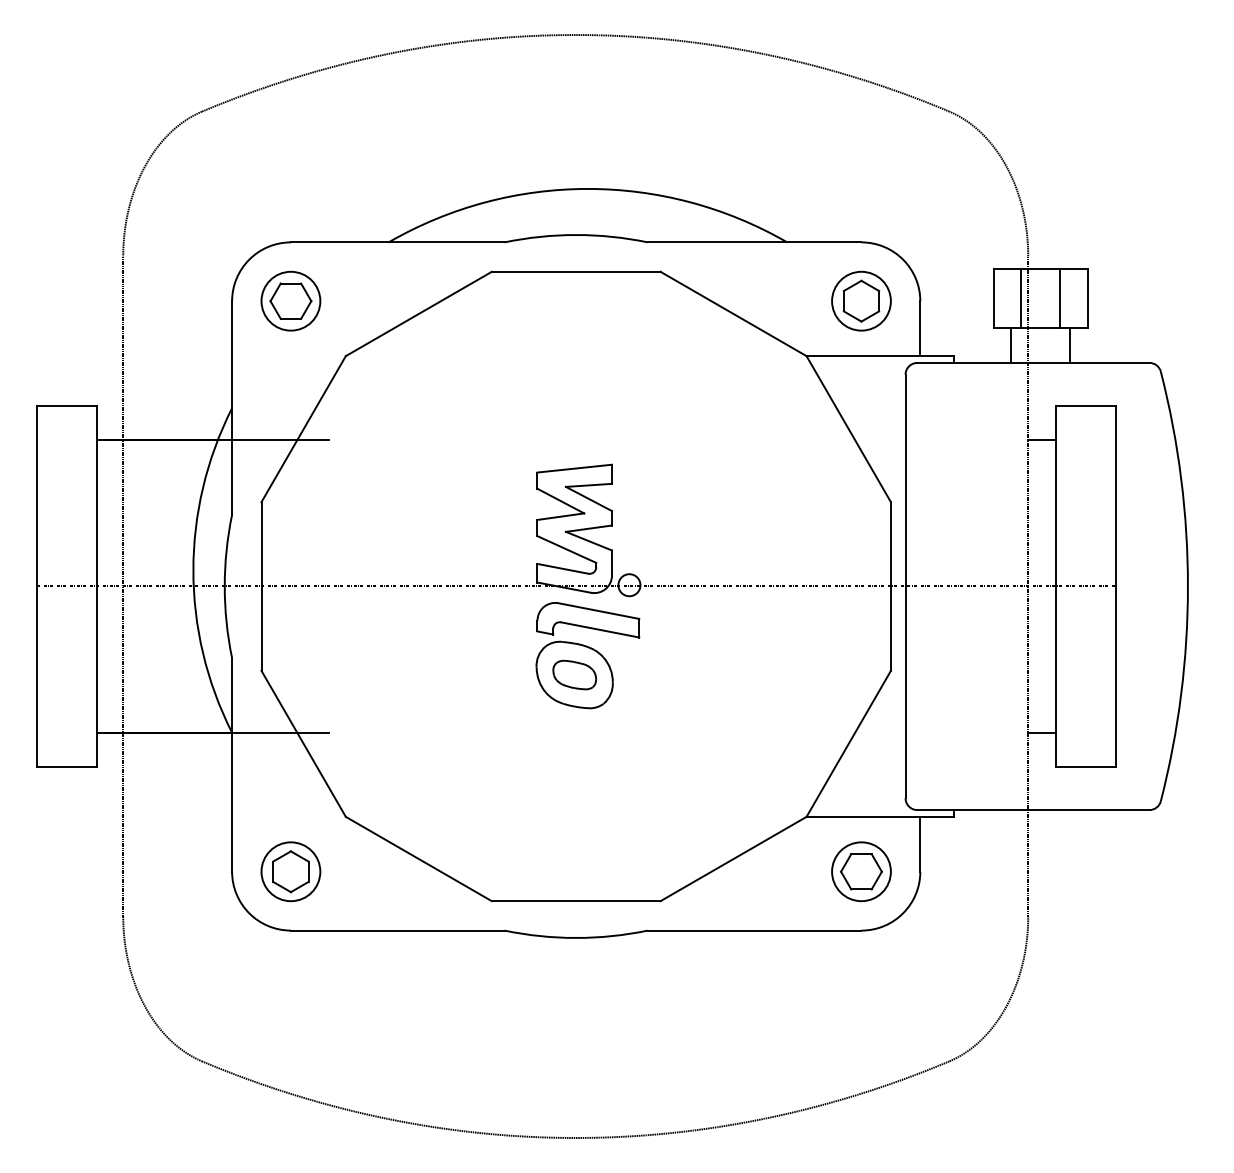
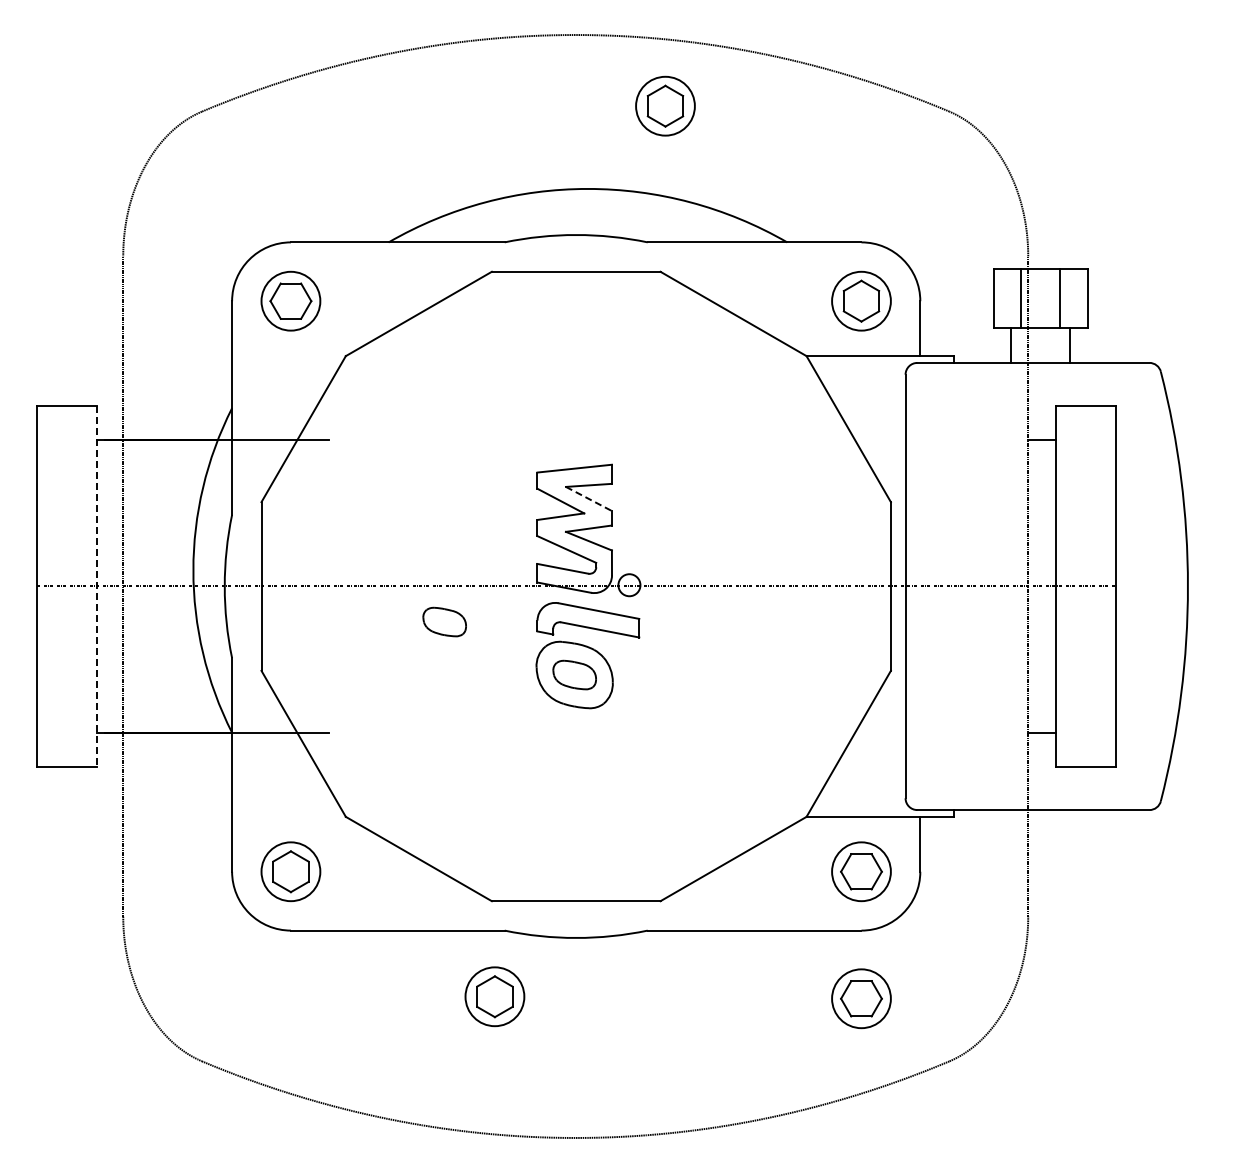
part: none -> present (665, 105)
line: solid -> dashed (588, 498)
line: solid -> dashed (96, 586)
part: none -> present (444, 621)
part: none -> present (494, 996)
part: none -> present (861, 998)
